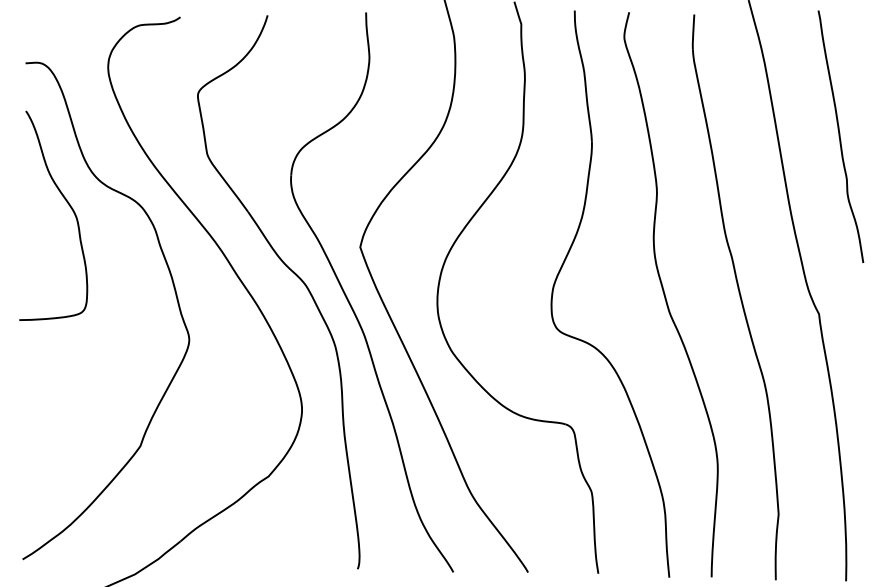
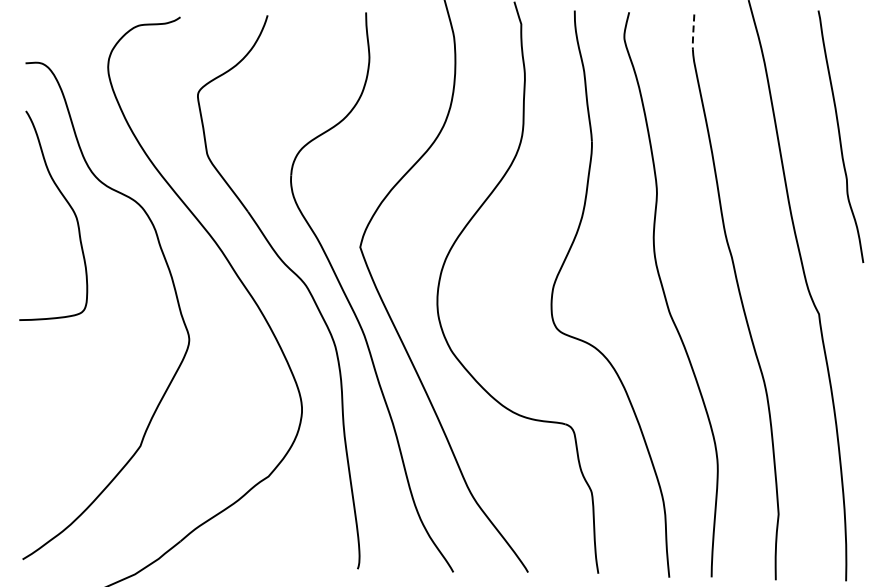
line: solid -> dashed (693, 33)
